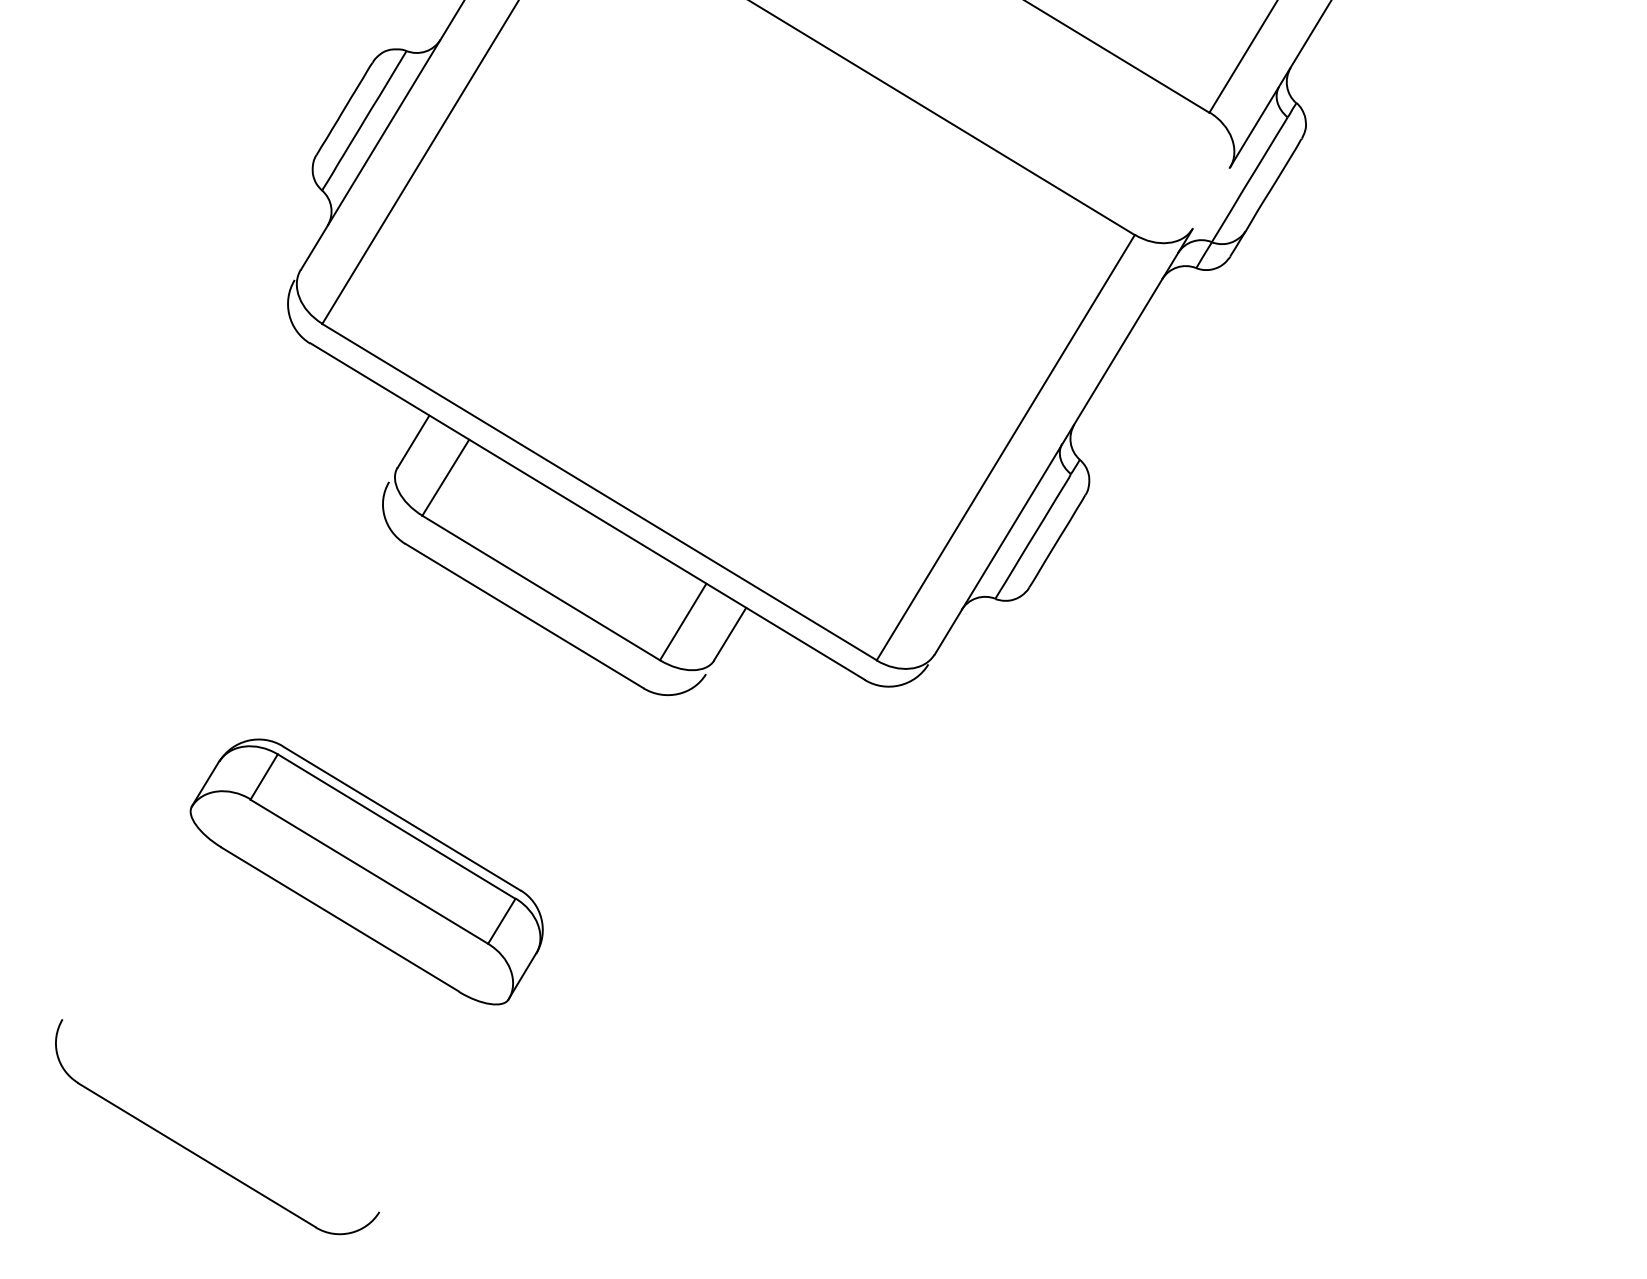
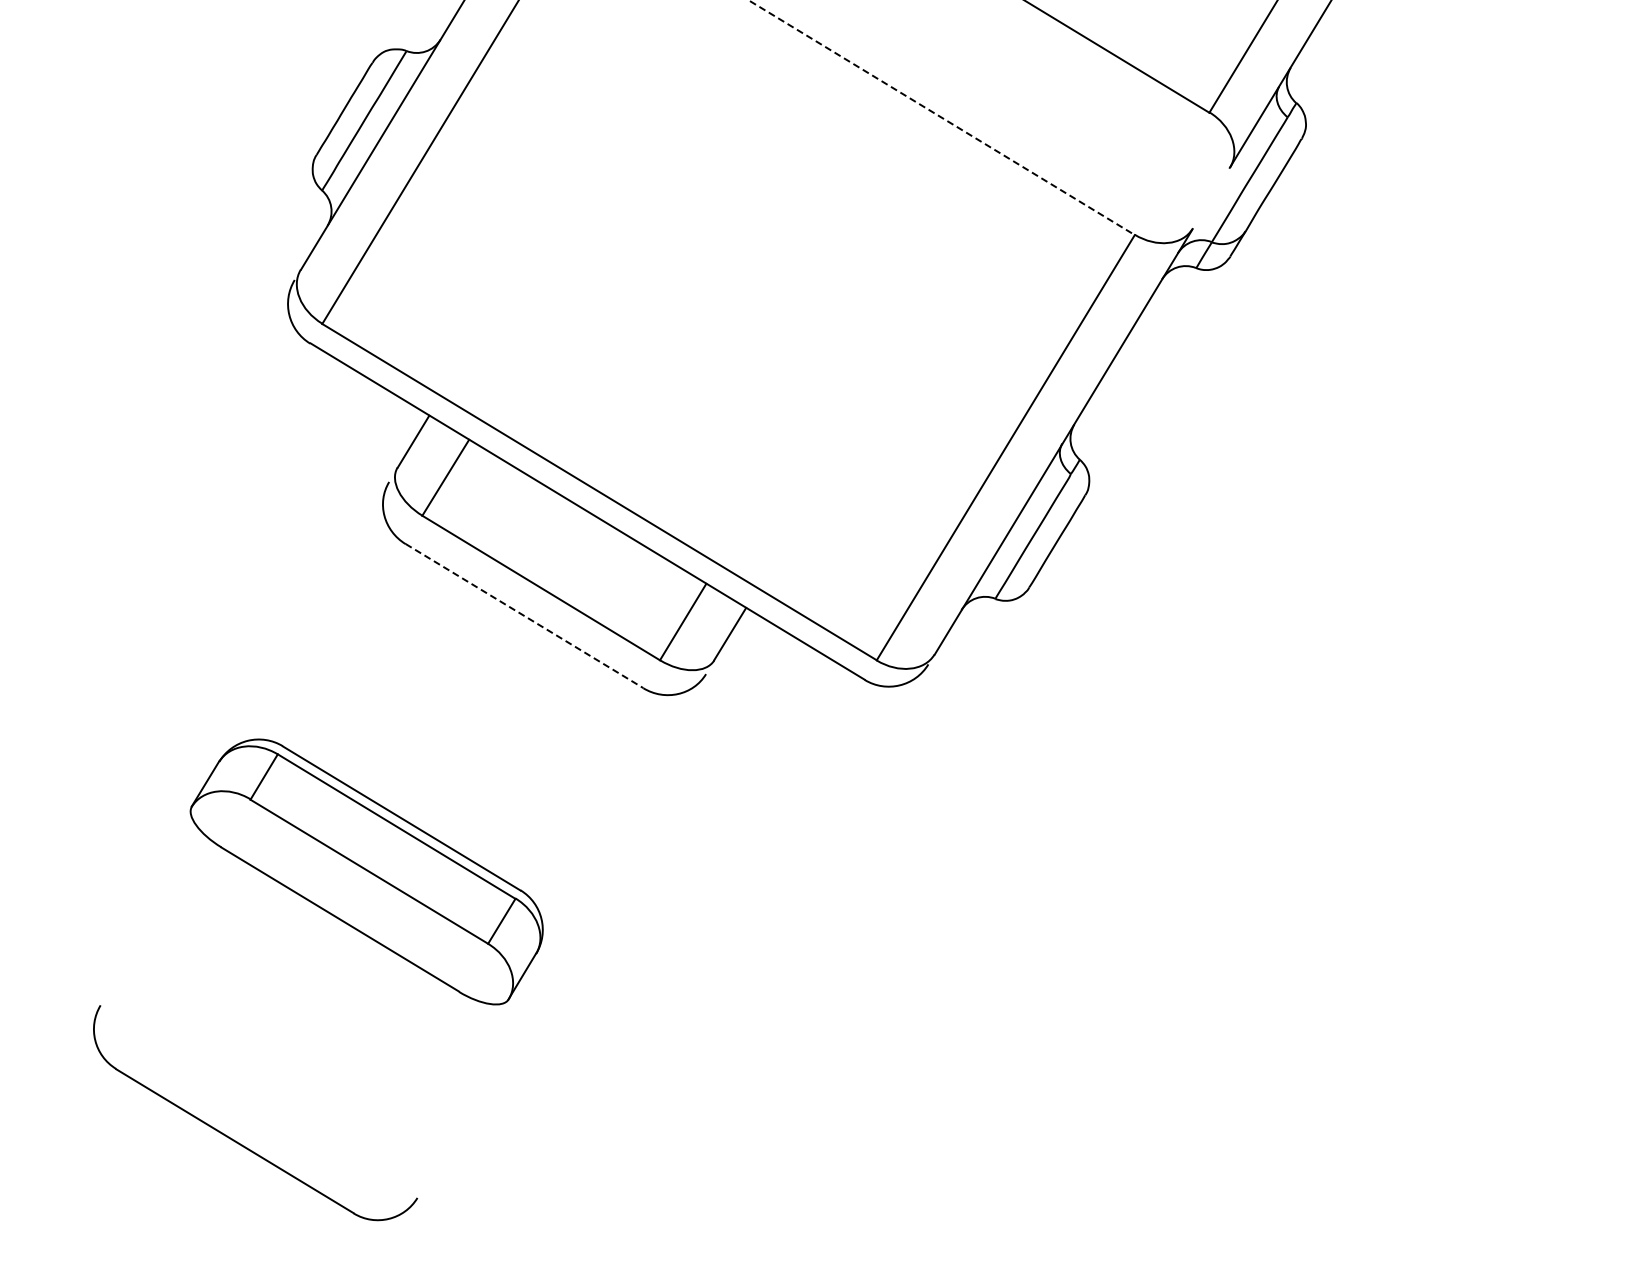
line: solid -> dashed (941, 117)
line: solid -> dashed (524, 616)
part position: (201, 1156) -> (239, 1142) (239, 1142)
